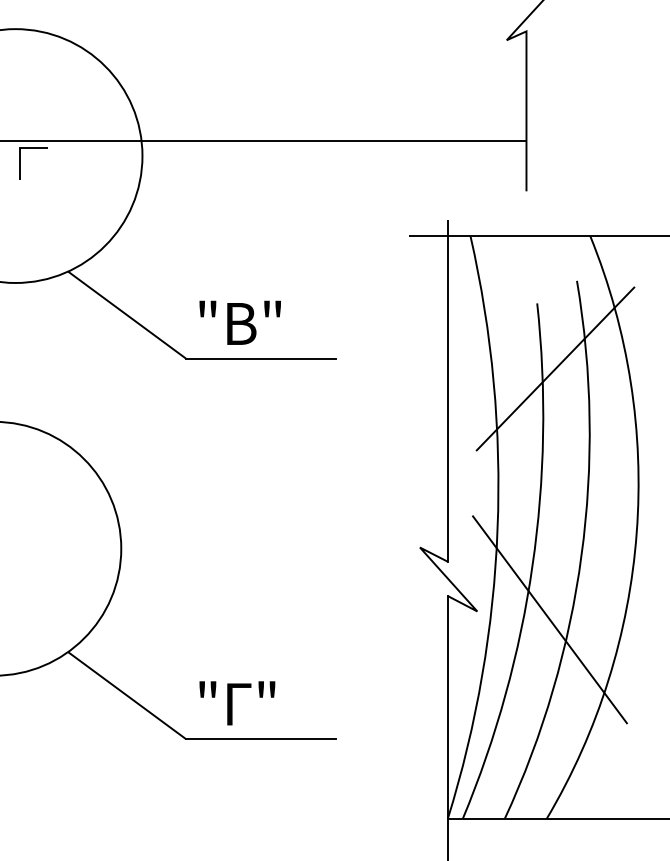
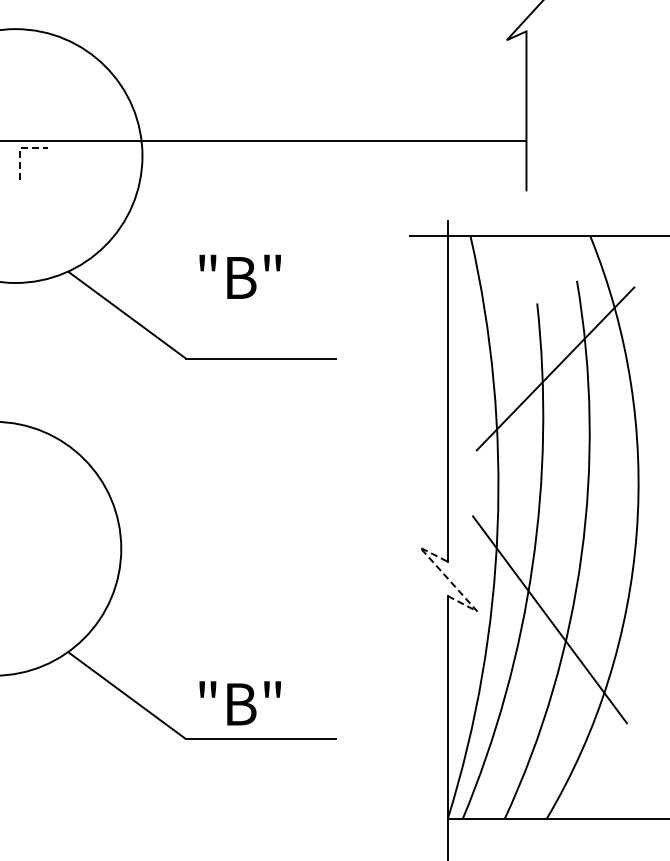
line: solid -> dashed (20, 149)
text position: (239, 322) -> (239, 276) (239, 276)
line: solid -> dashed (449, 579)
text: "Г" -> "В" (256, 703)
